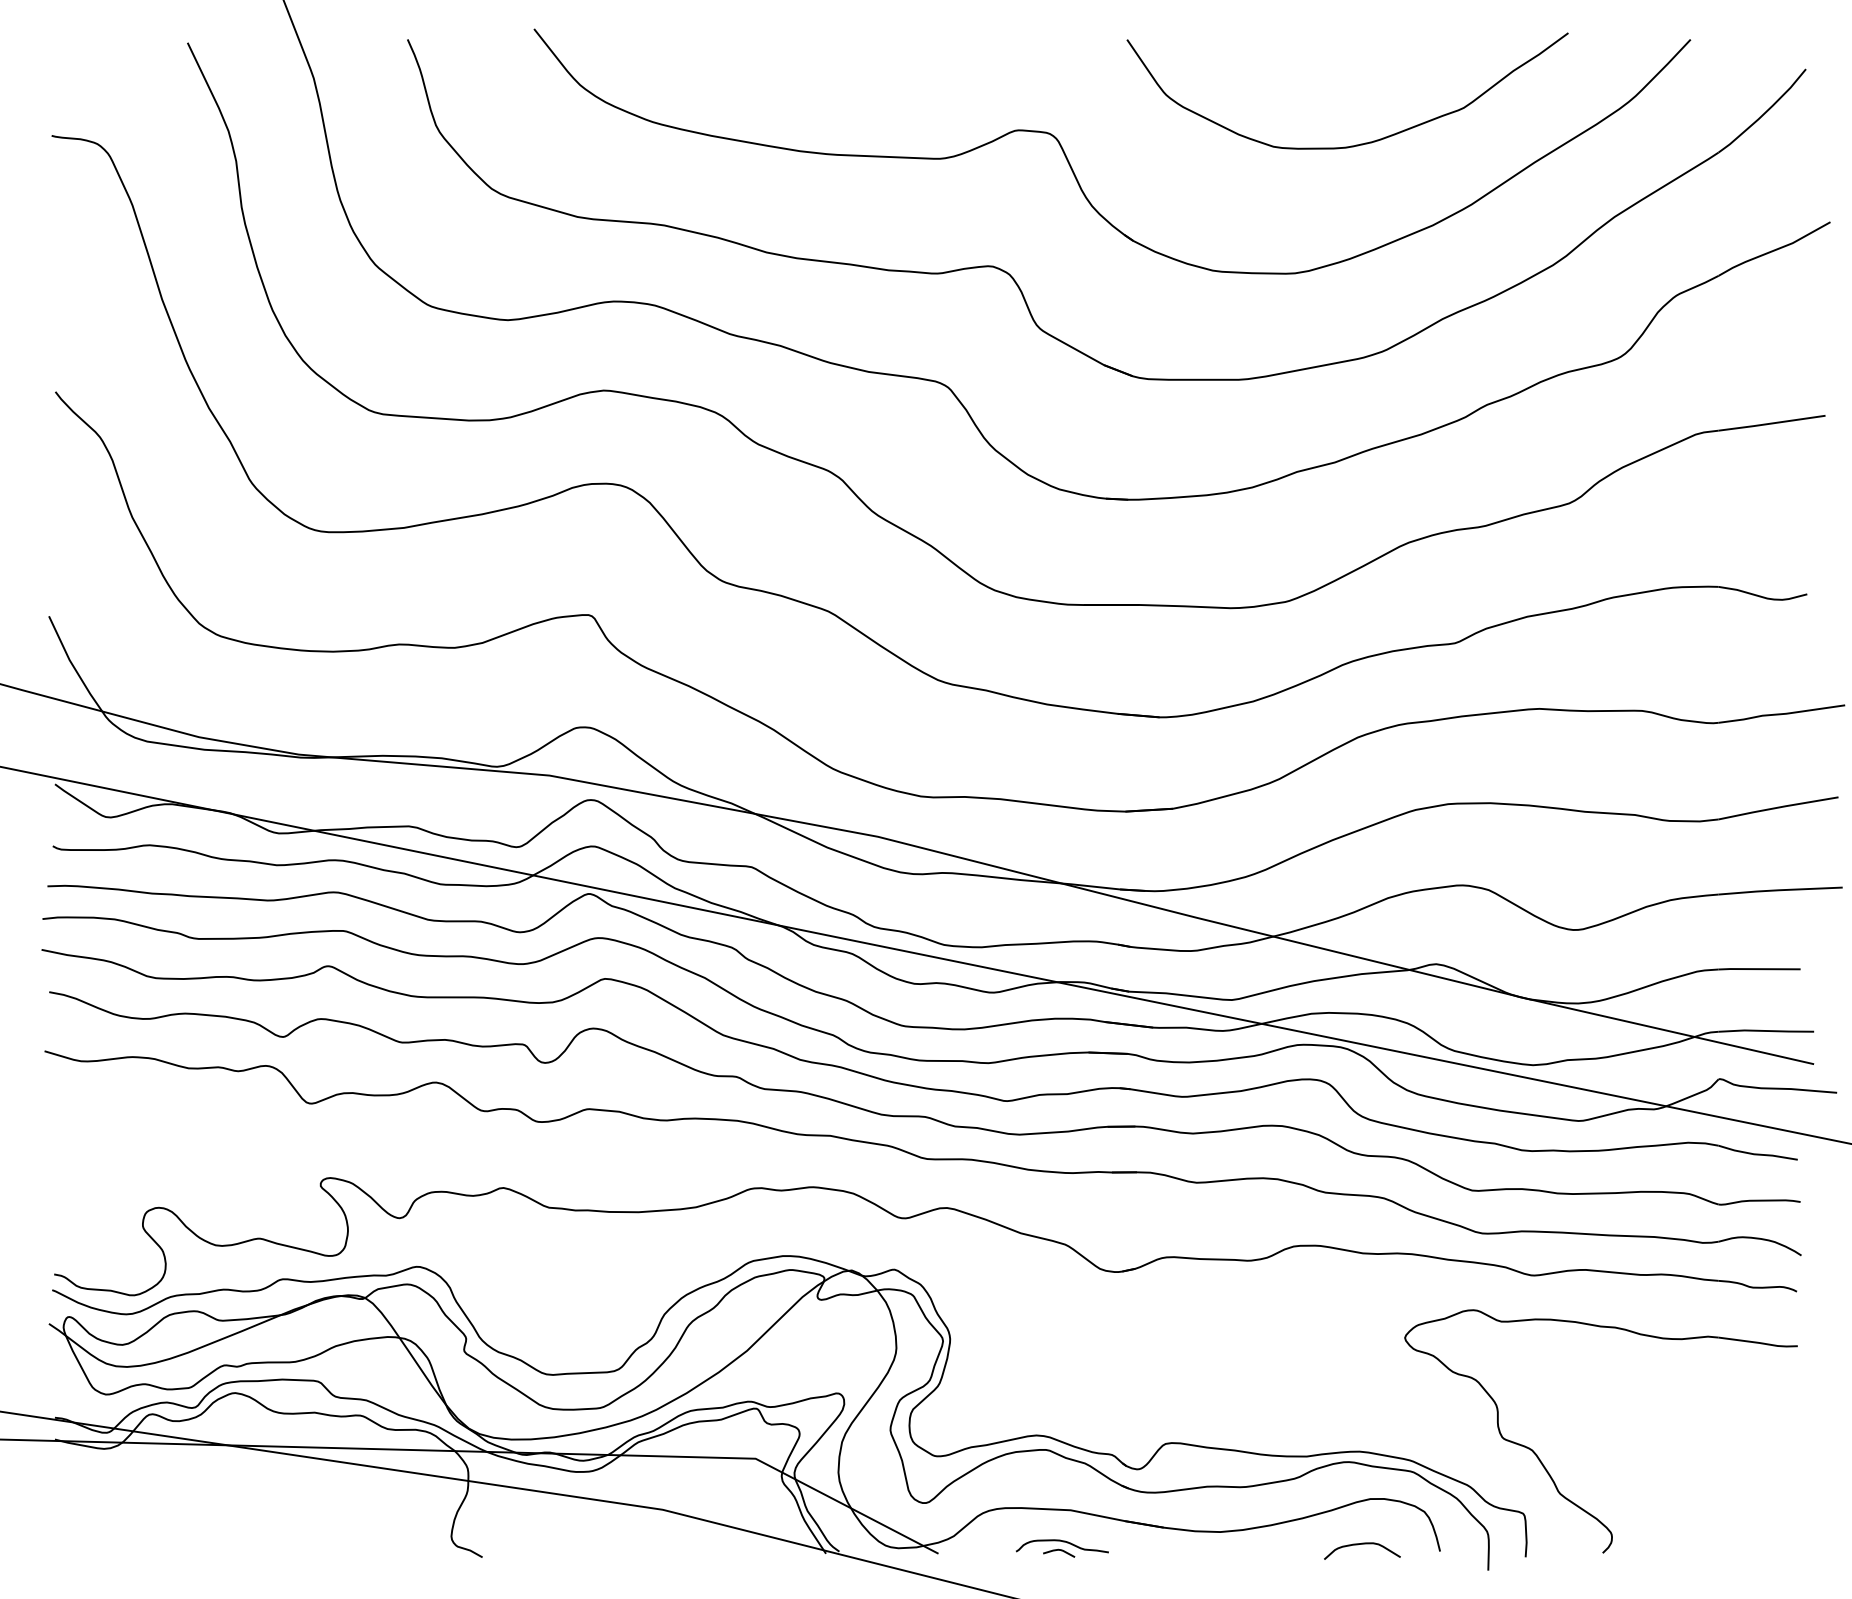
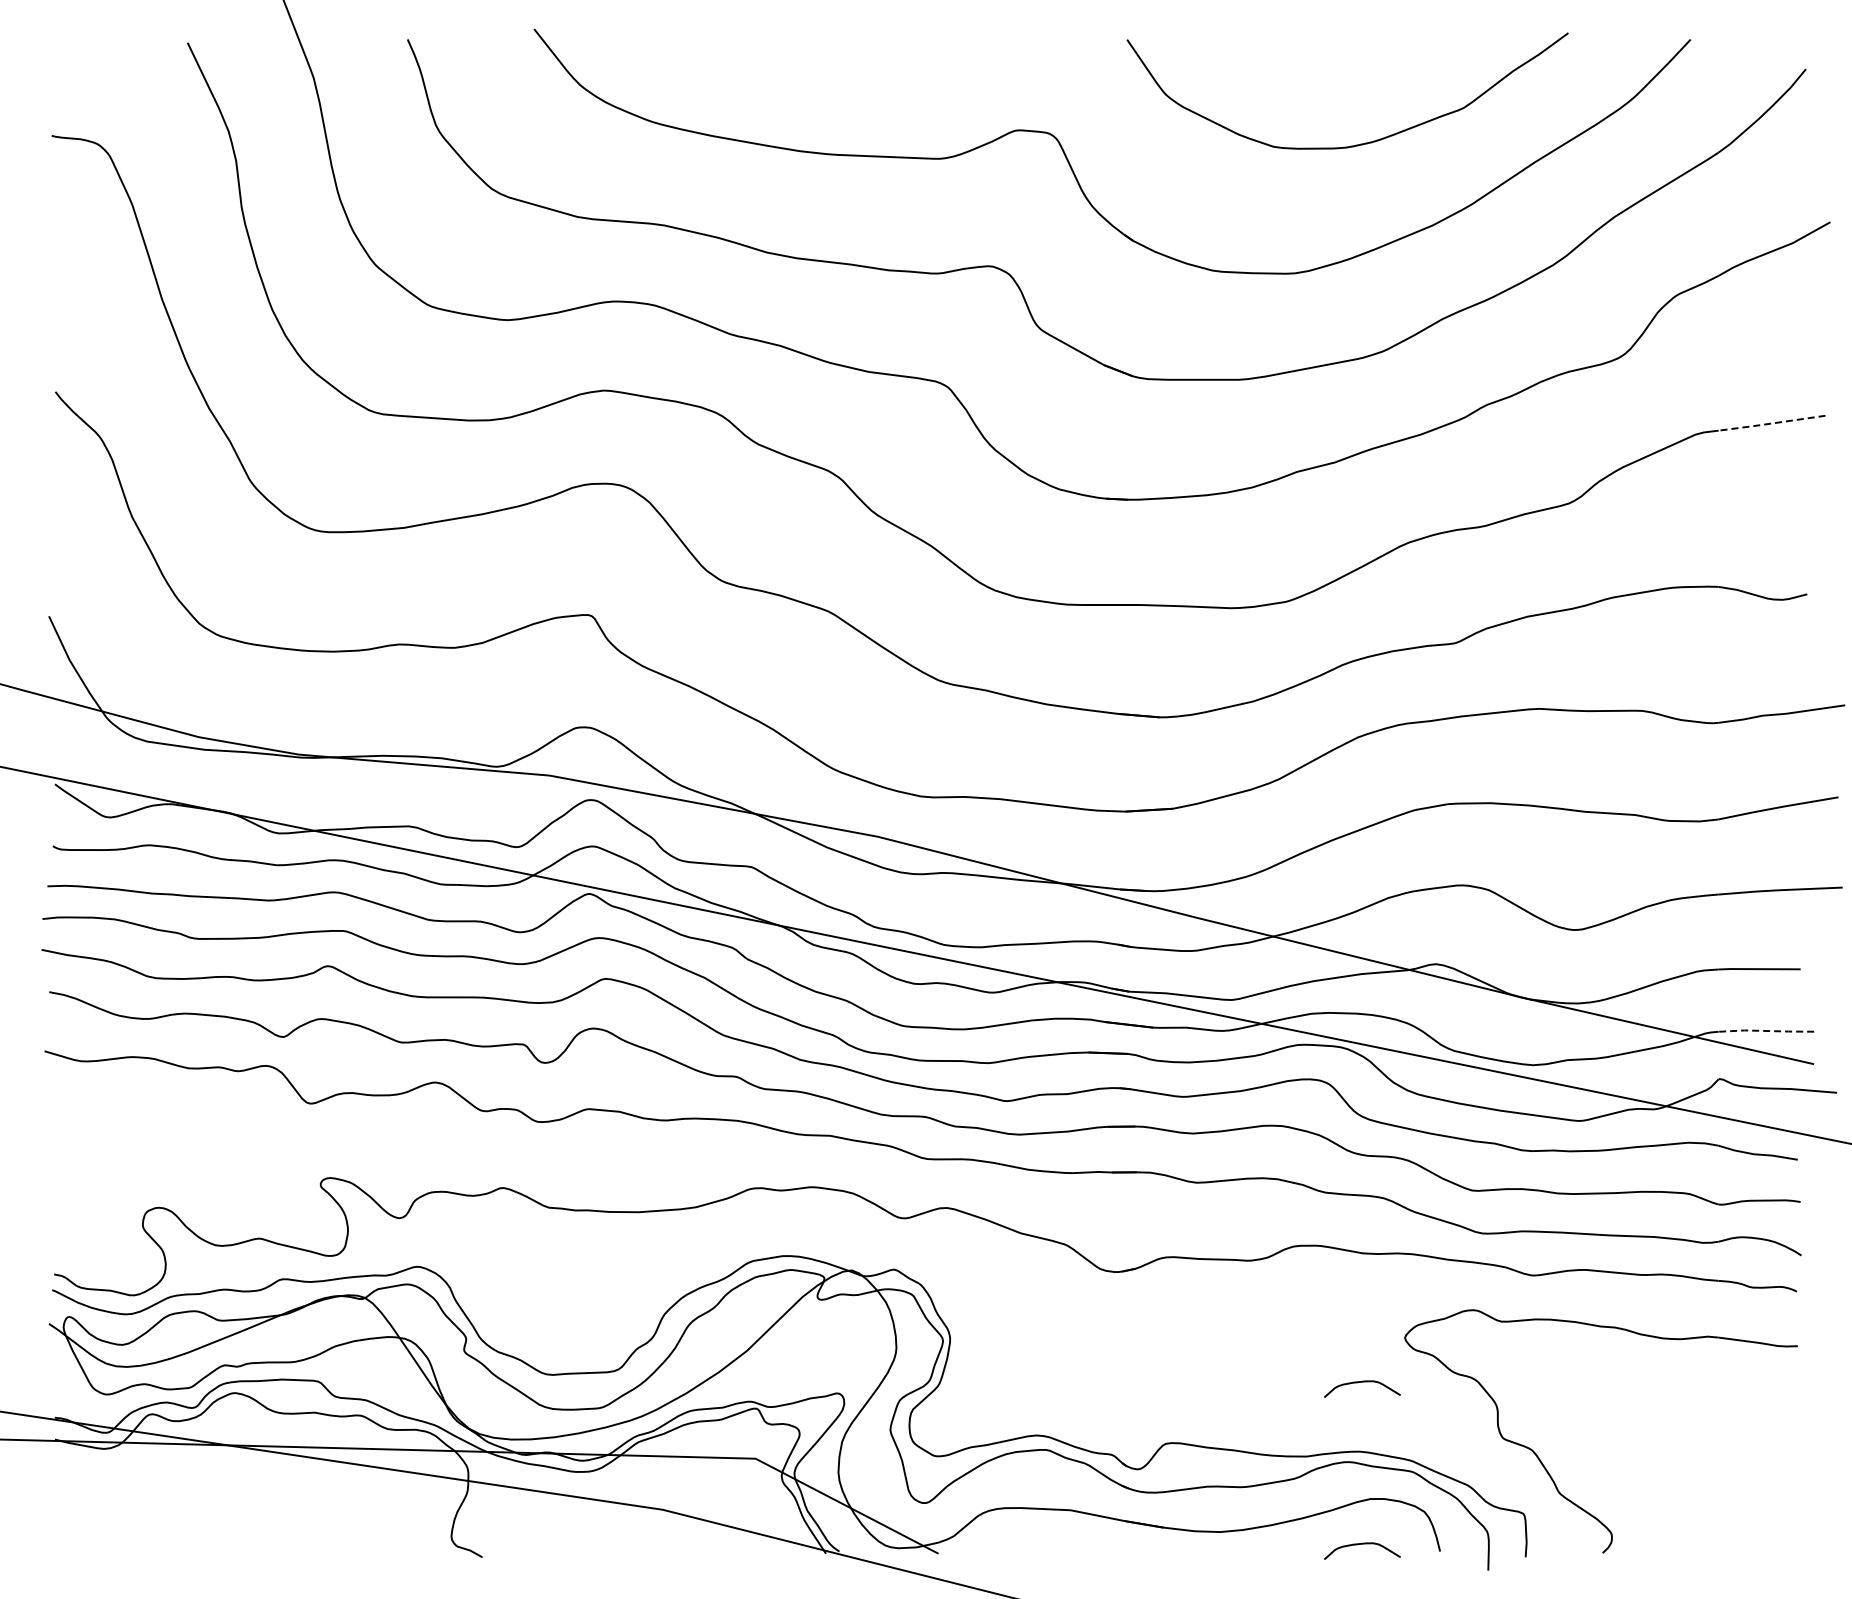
line: solid -> dashed (1771, 423)
line: solid -> dashed (1766, 1030)
curve: none -> present (1362, 1382)
part: present -> none (1062, 1548)
